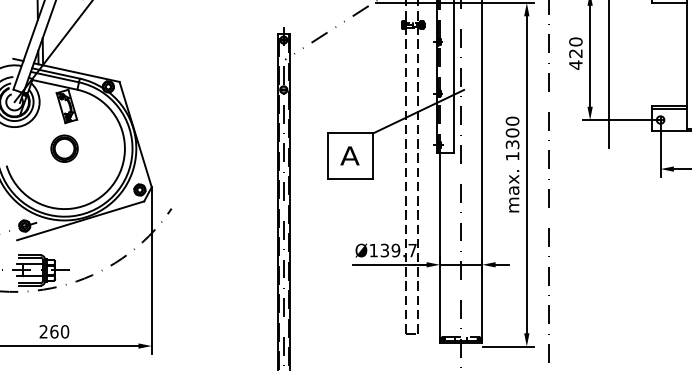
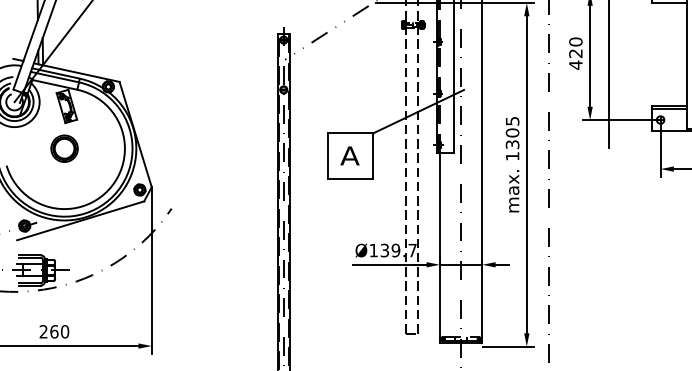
text: 1300 -> 1305 (512, 120)
